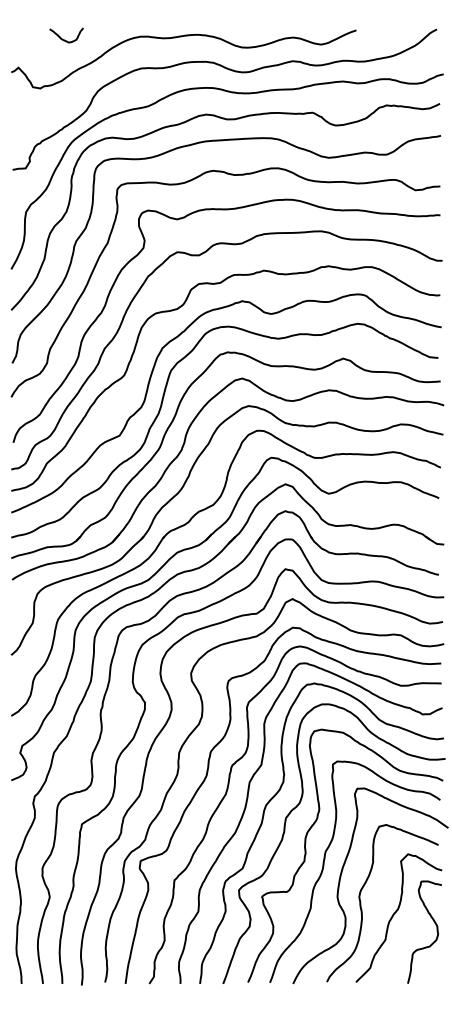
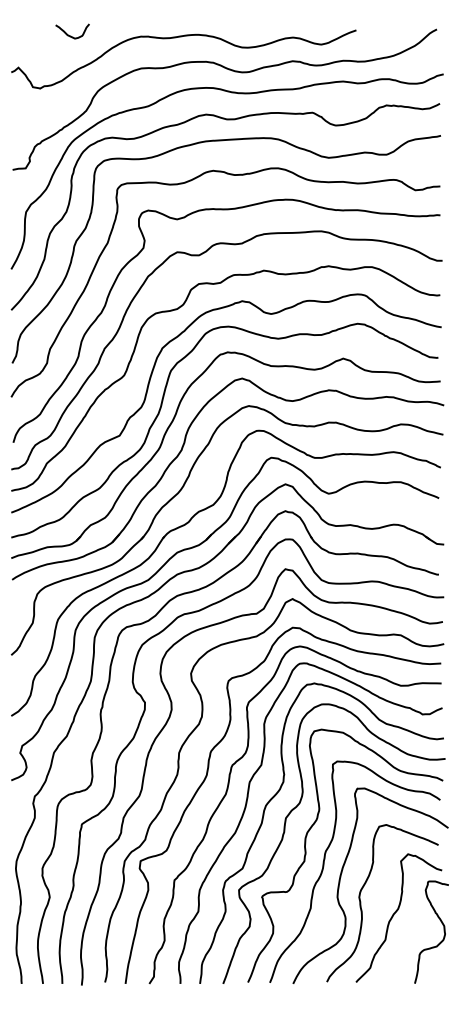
curve position: (64, 39) -> (70, 35) (70, 35)
curve position: (436, 931) -> (443, 931) (443, 931)
